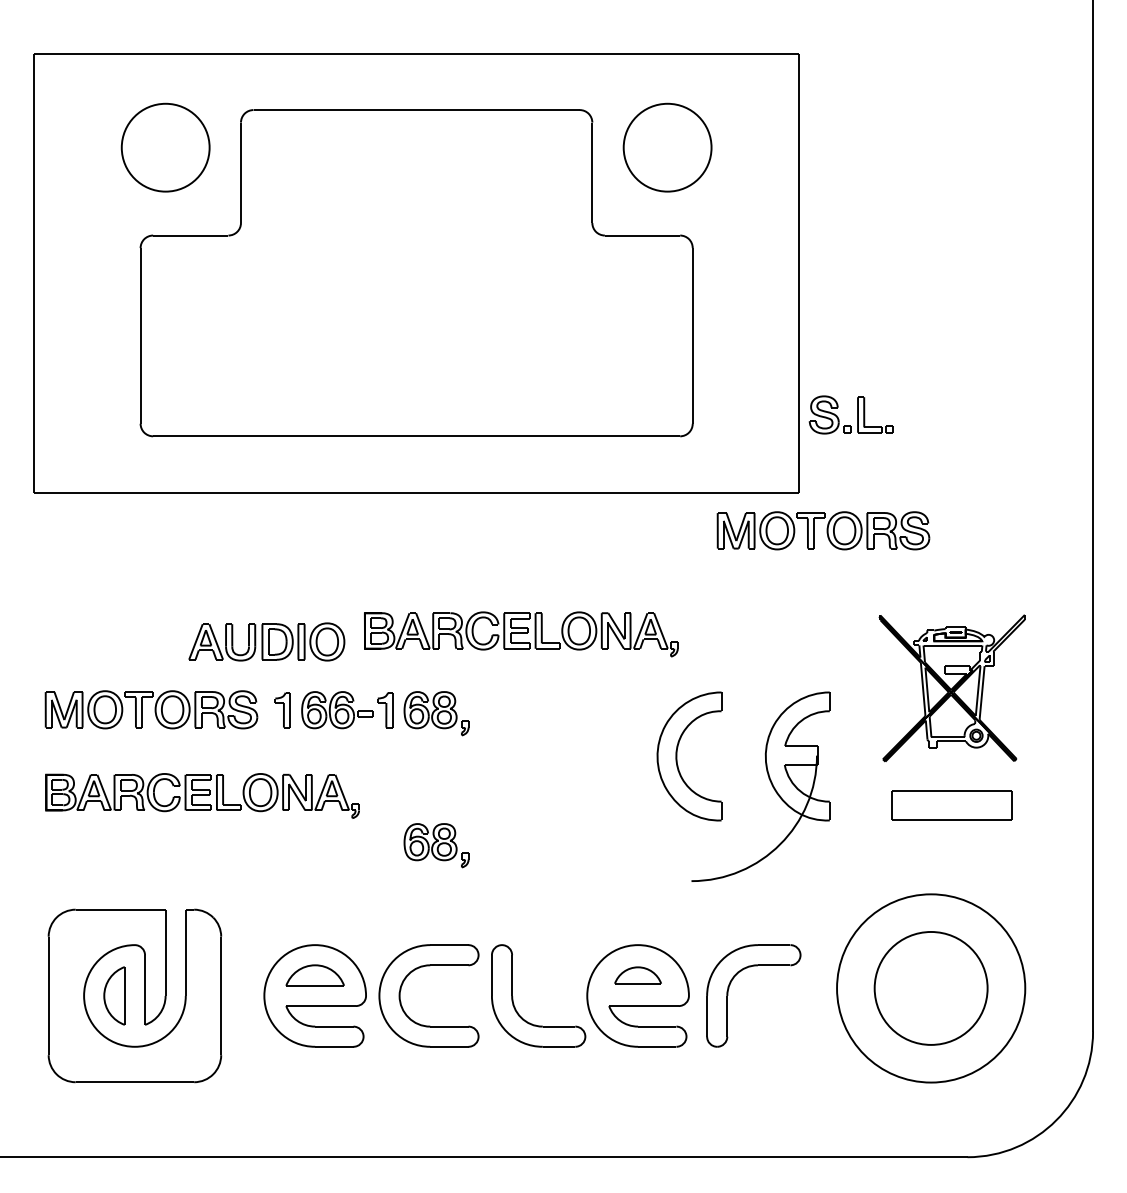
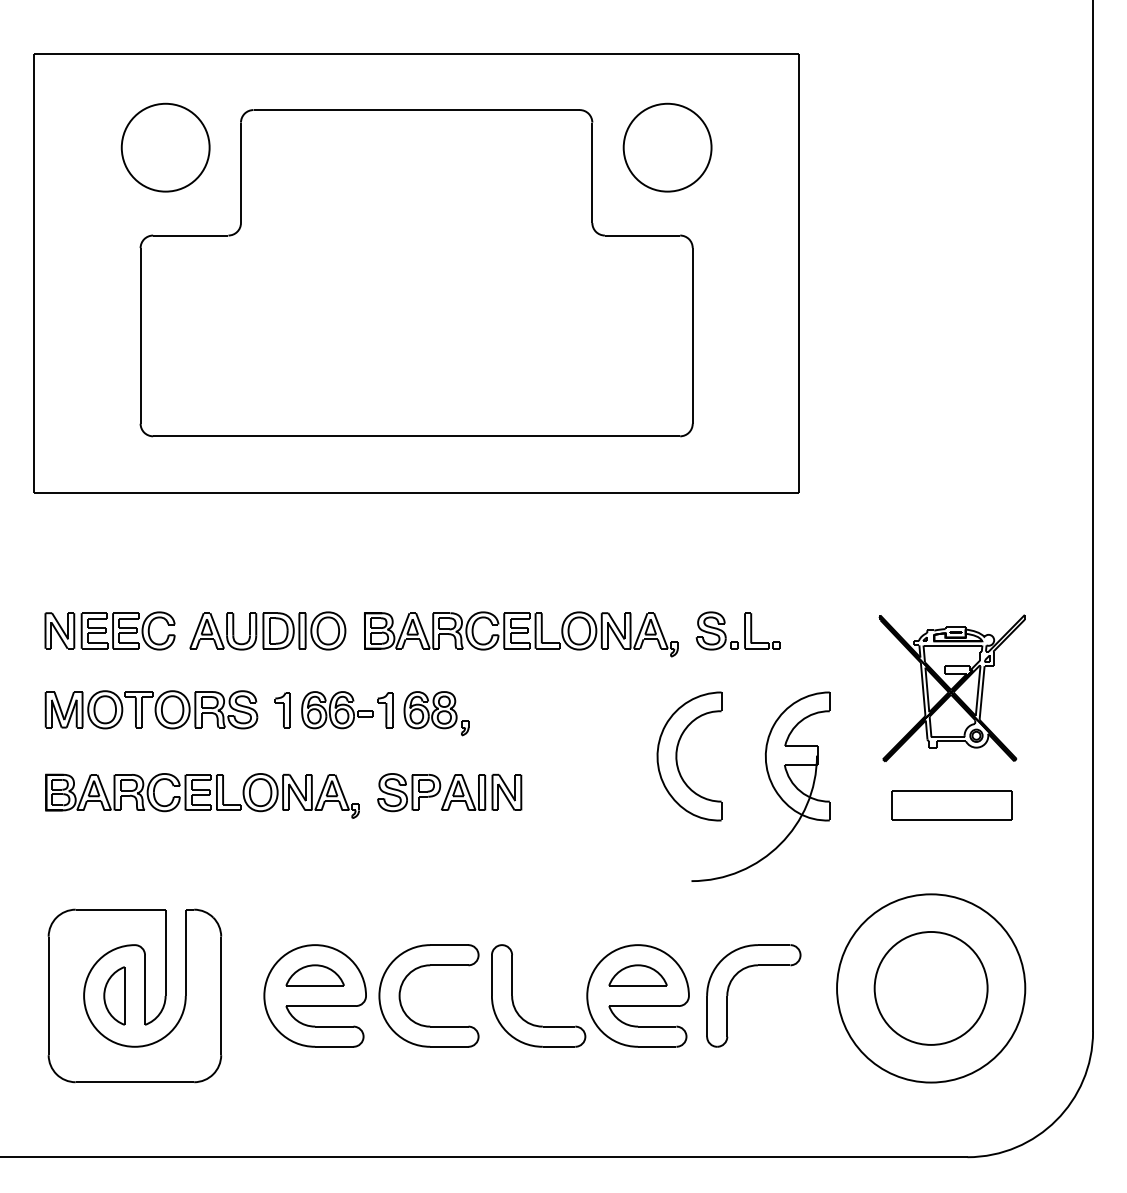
part position: (857, 414) -> (744, 630) (744, 630)
part: present -> none (823, 530)
part: none -> present (109, 630)
part position: (266, 641) -> (267, 630) (267, 630)
part: none -> present (449, 792)
part: present -> none (436, 845)
part size: 48x19 px -> 60x23 px (637, 975)
